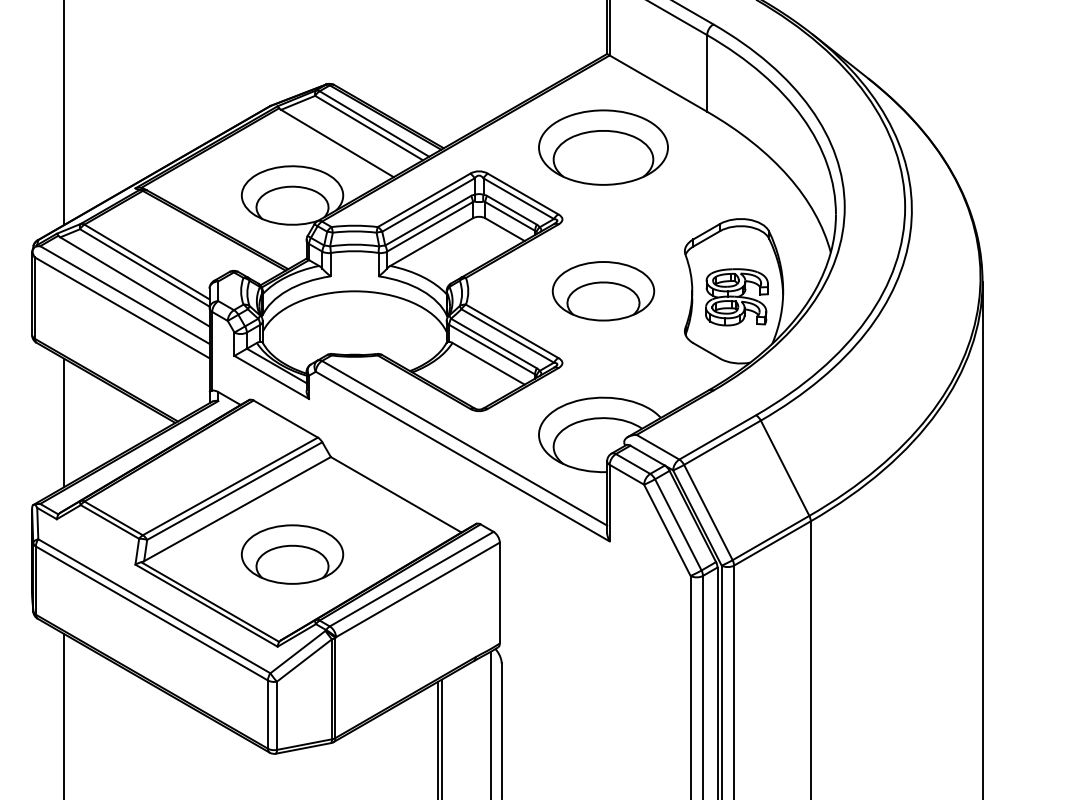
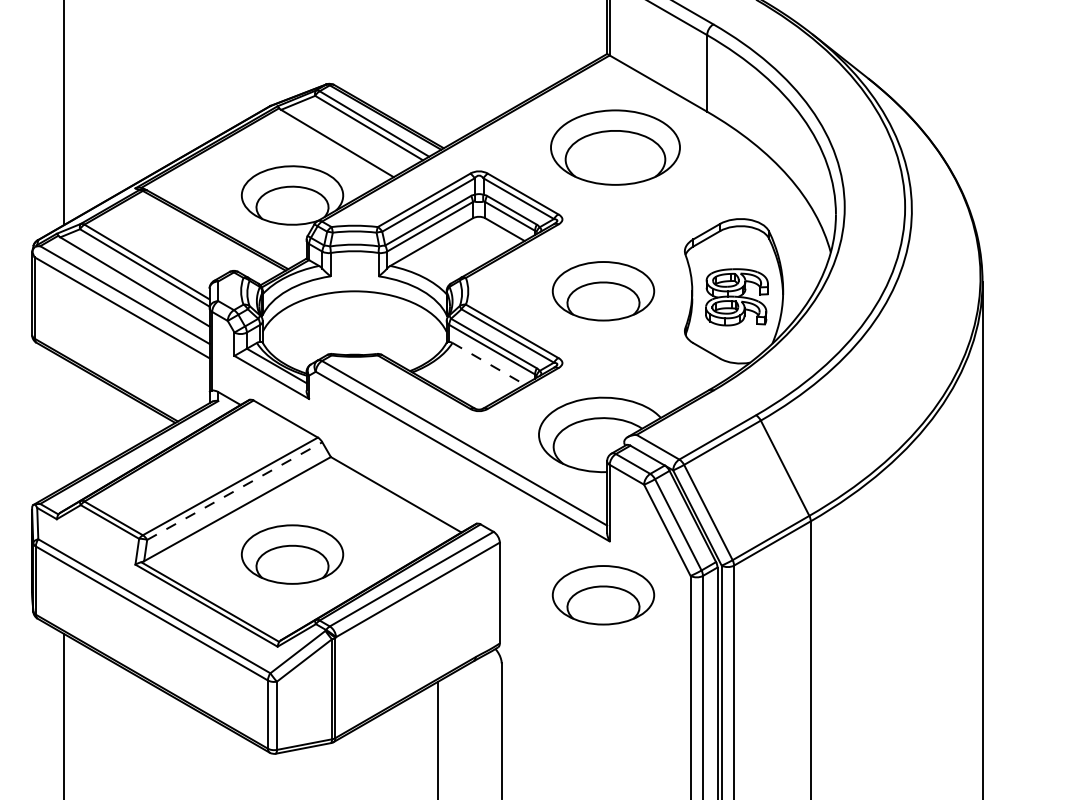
part position: (603, 147) -> (615, 147) (615, 147)
line: solid -> dashed (488, 363)
line: present -> none (64, 422)
line: solid -> dashed (235, 490)
part: none -> present (603, 595)
line: present -> none (491, 723)
line: present -> none (441, 737)
